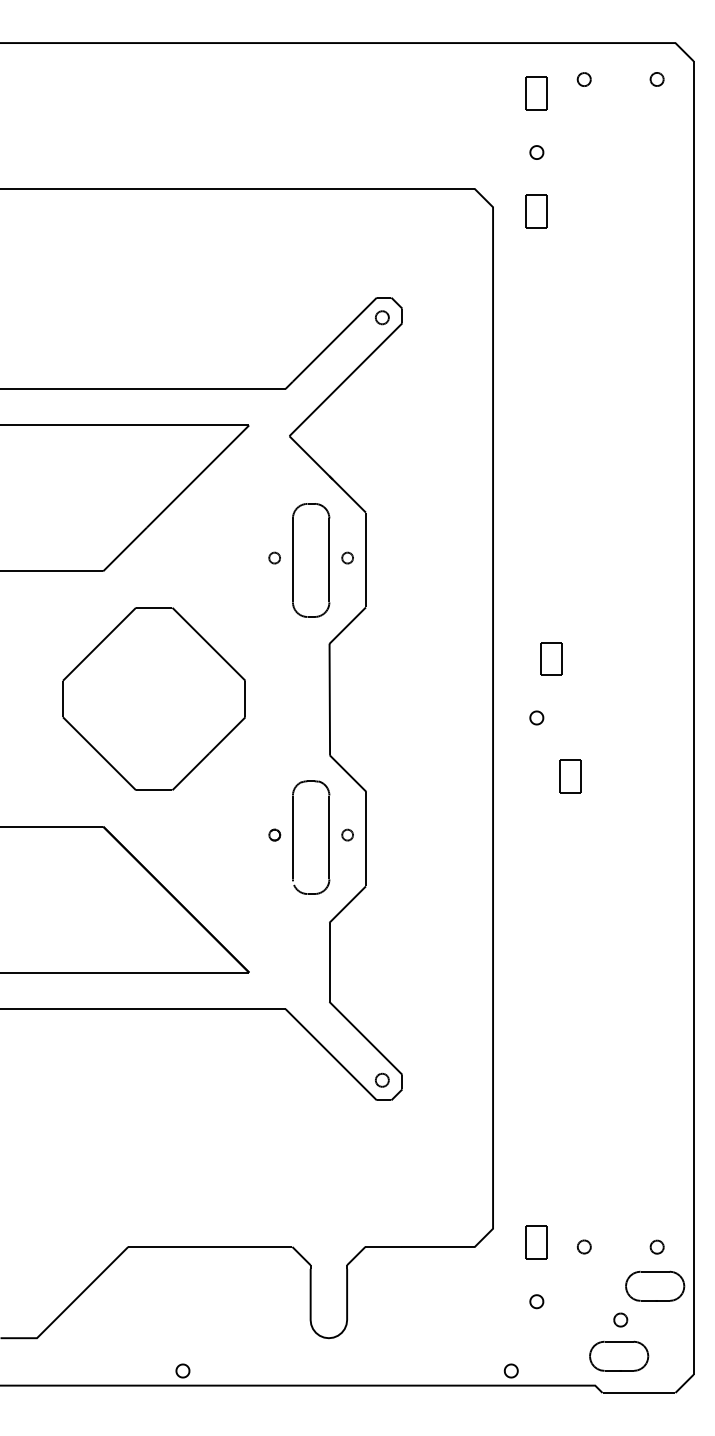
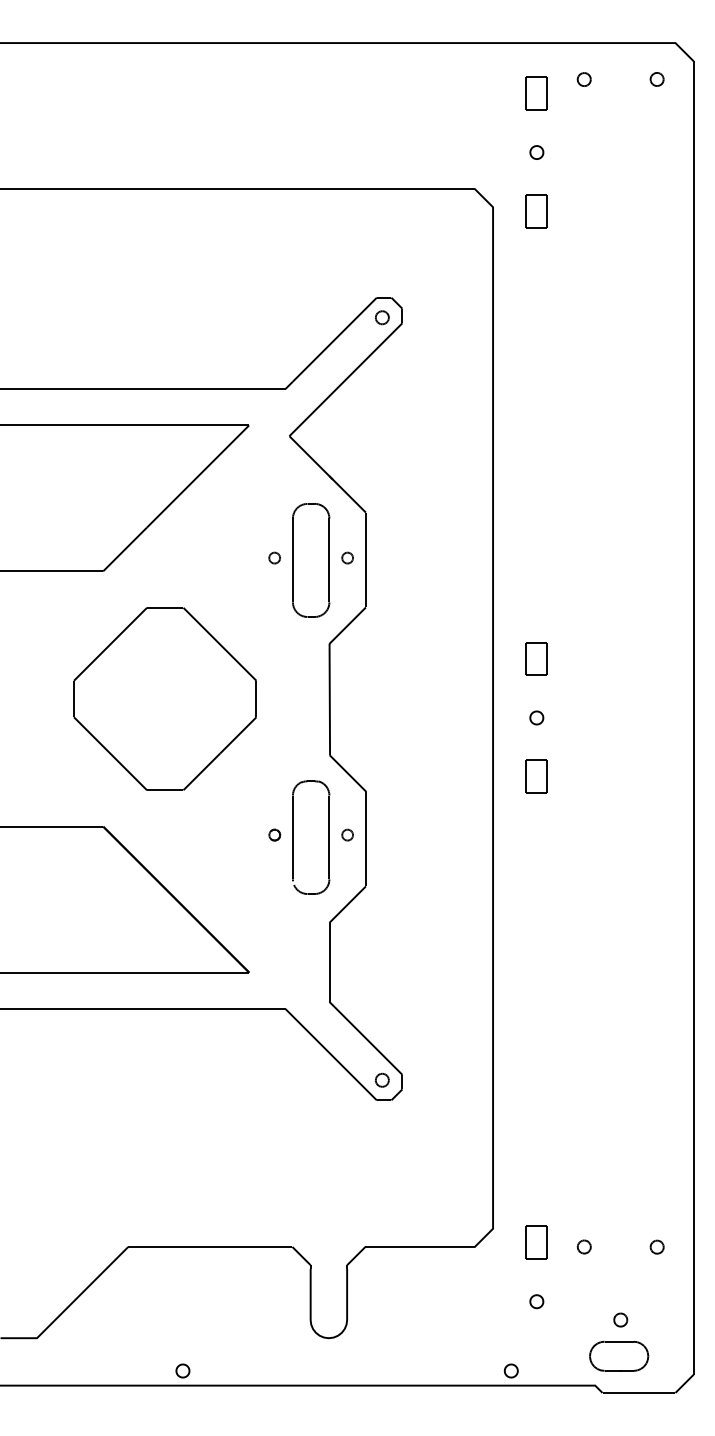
part position: (551, 658) -> (536, 658) (536, 658)
part position: (153, 698) -> (164, 698) (164, 698)
part position: (570, 776) -> (536, 776) (536, 776)
part: present -> none (655, 1285)
